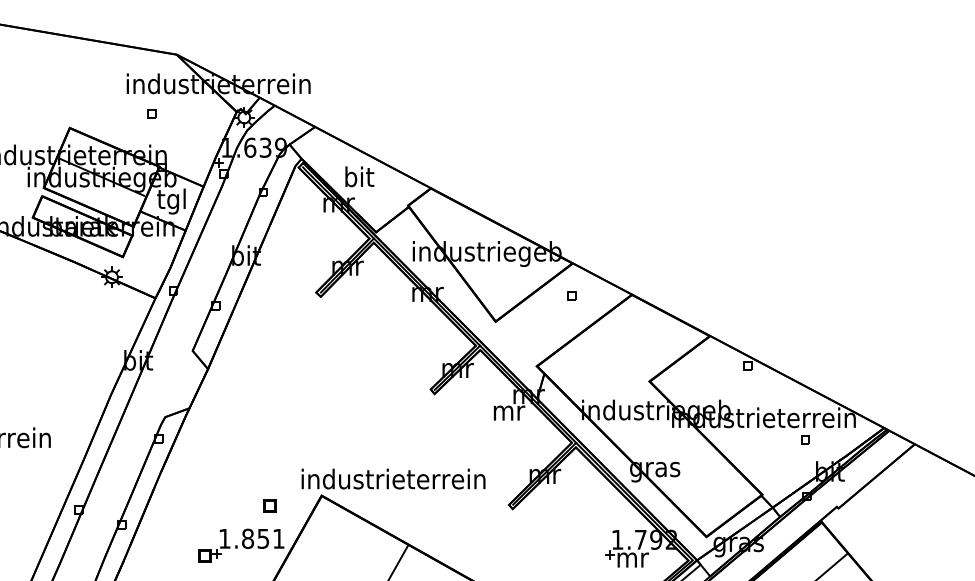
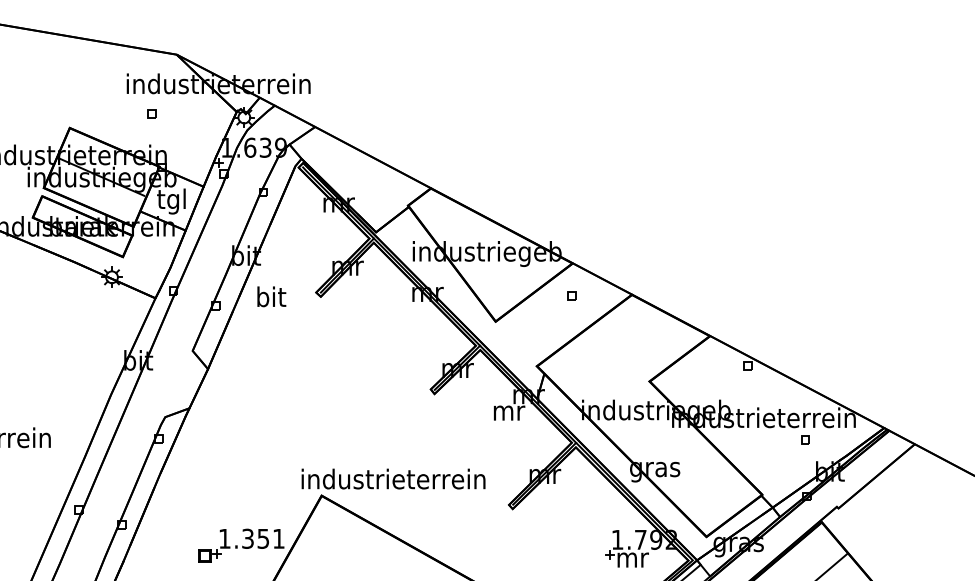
text position: (359, 176) -> (271, 296) (271, 296)
part: present -> none (269, 505)
text: 1.851 -> 1.351 (248, 538)
line: present -> none (398, 561)
